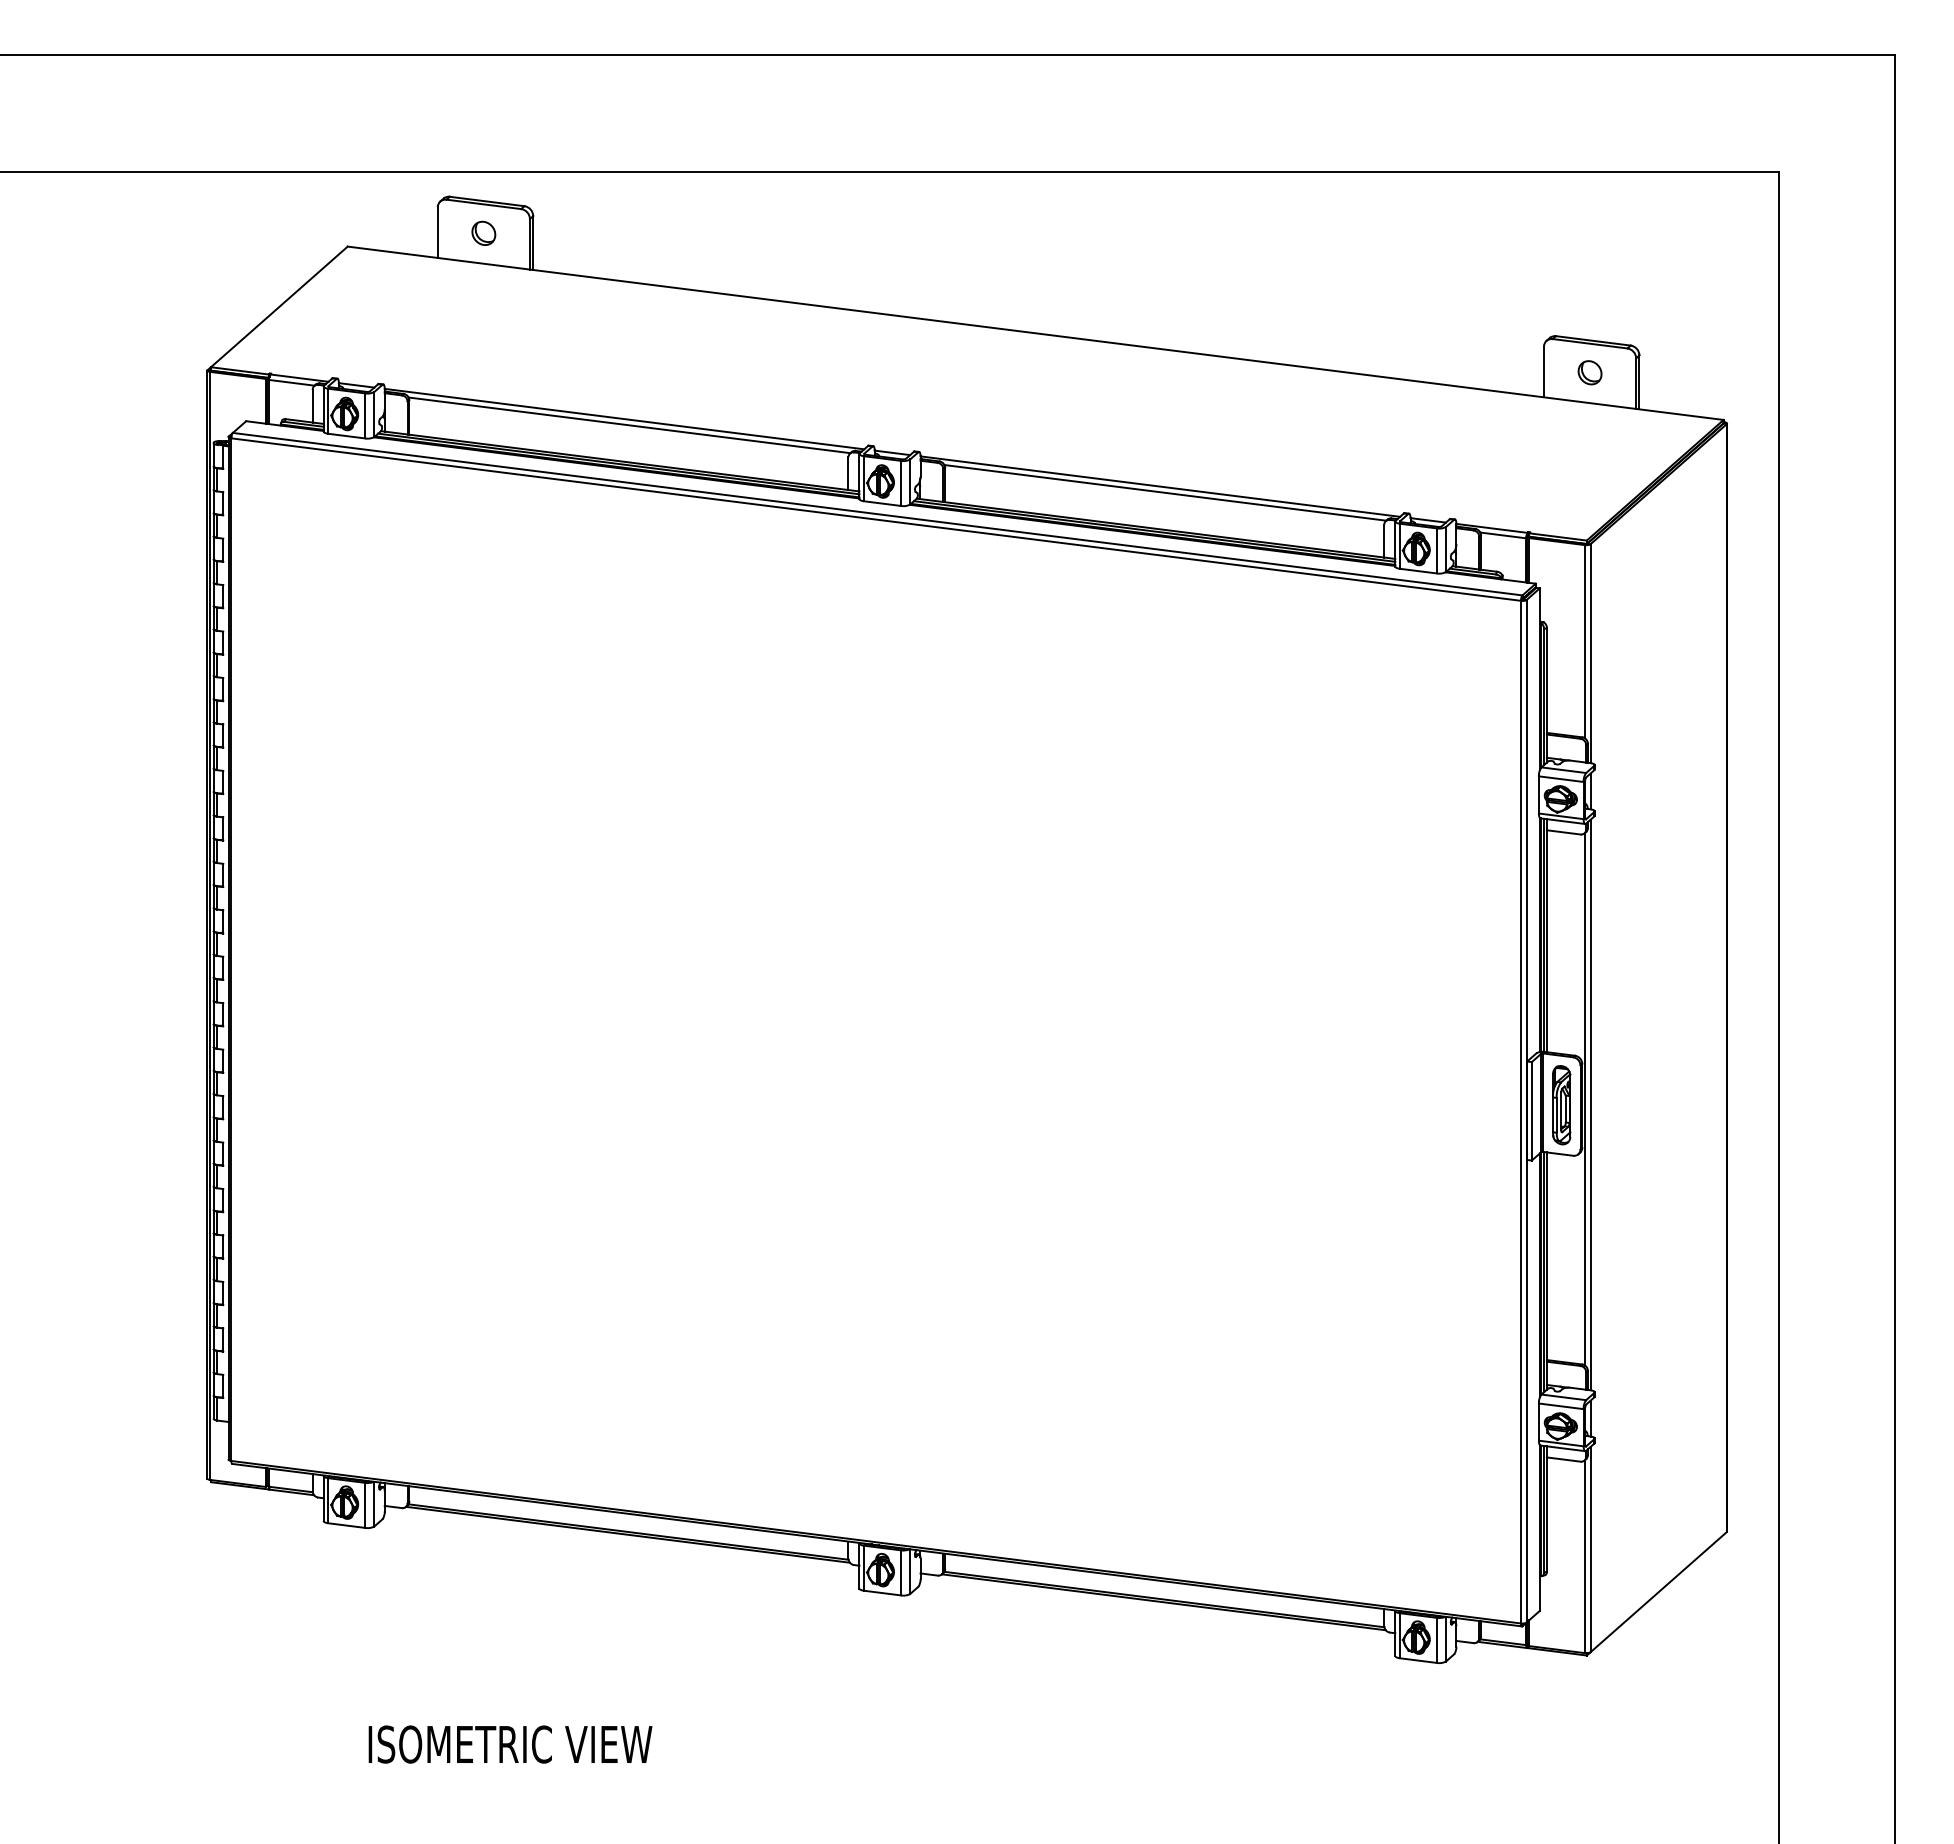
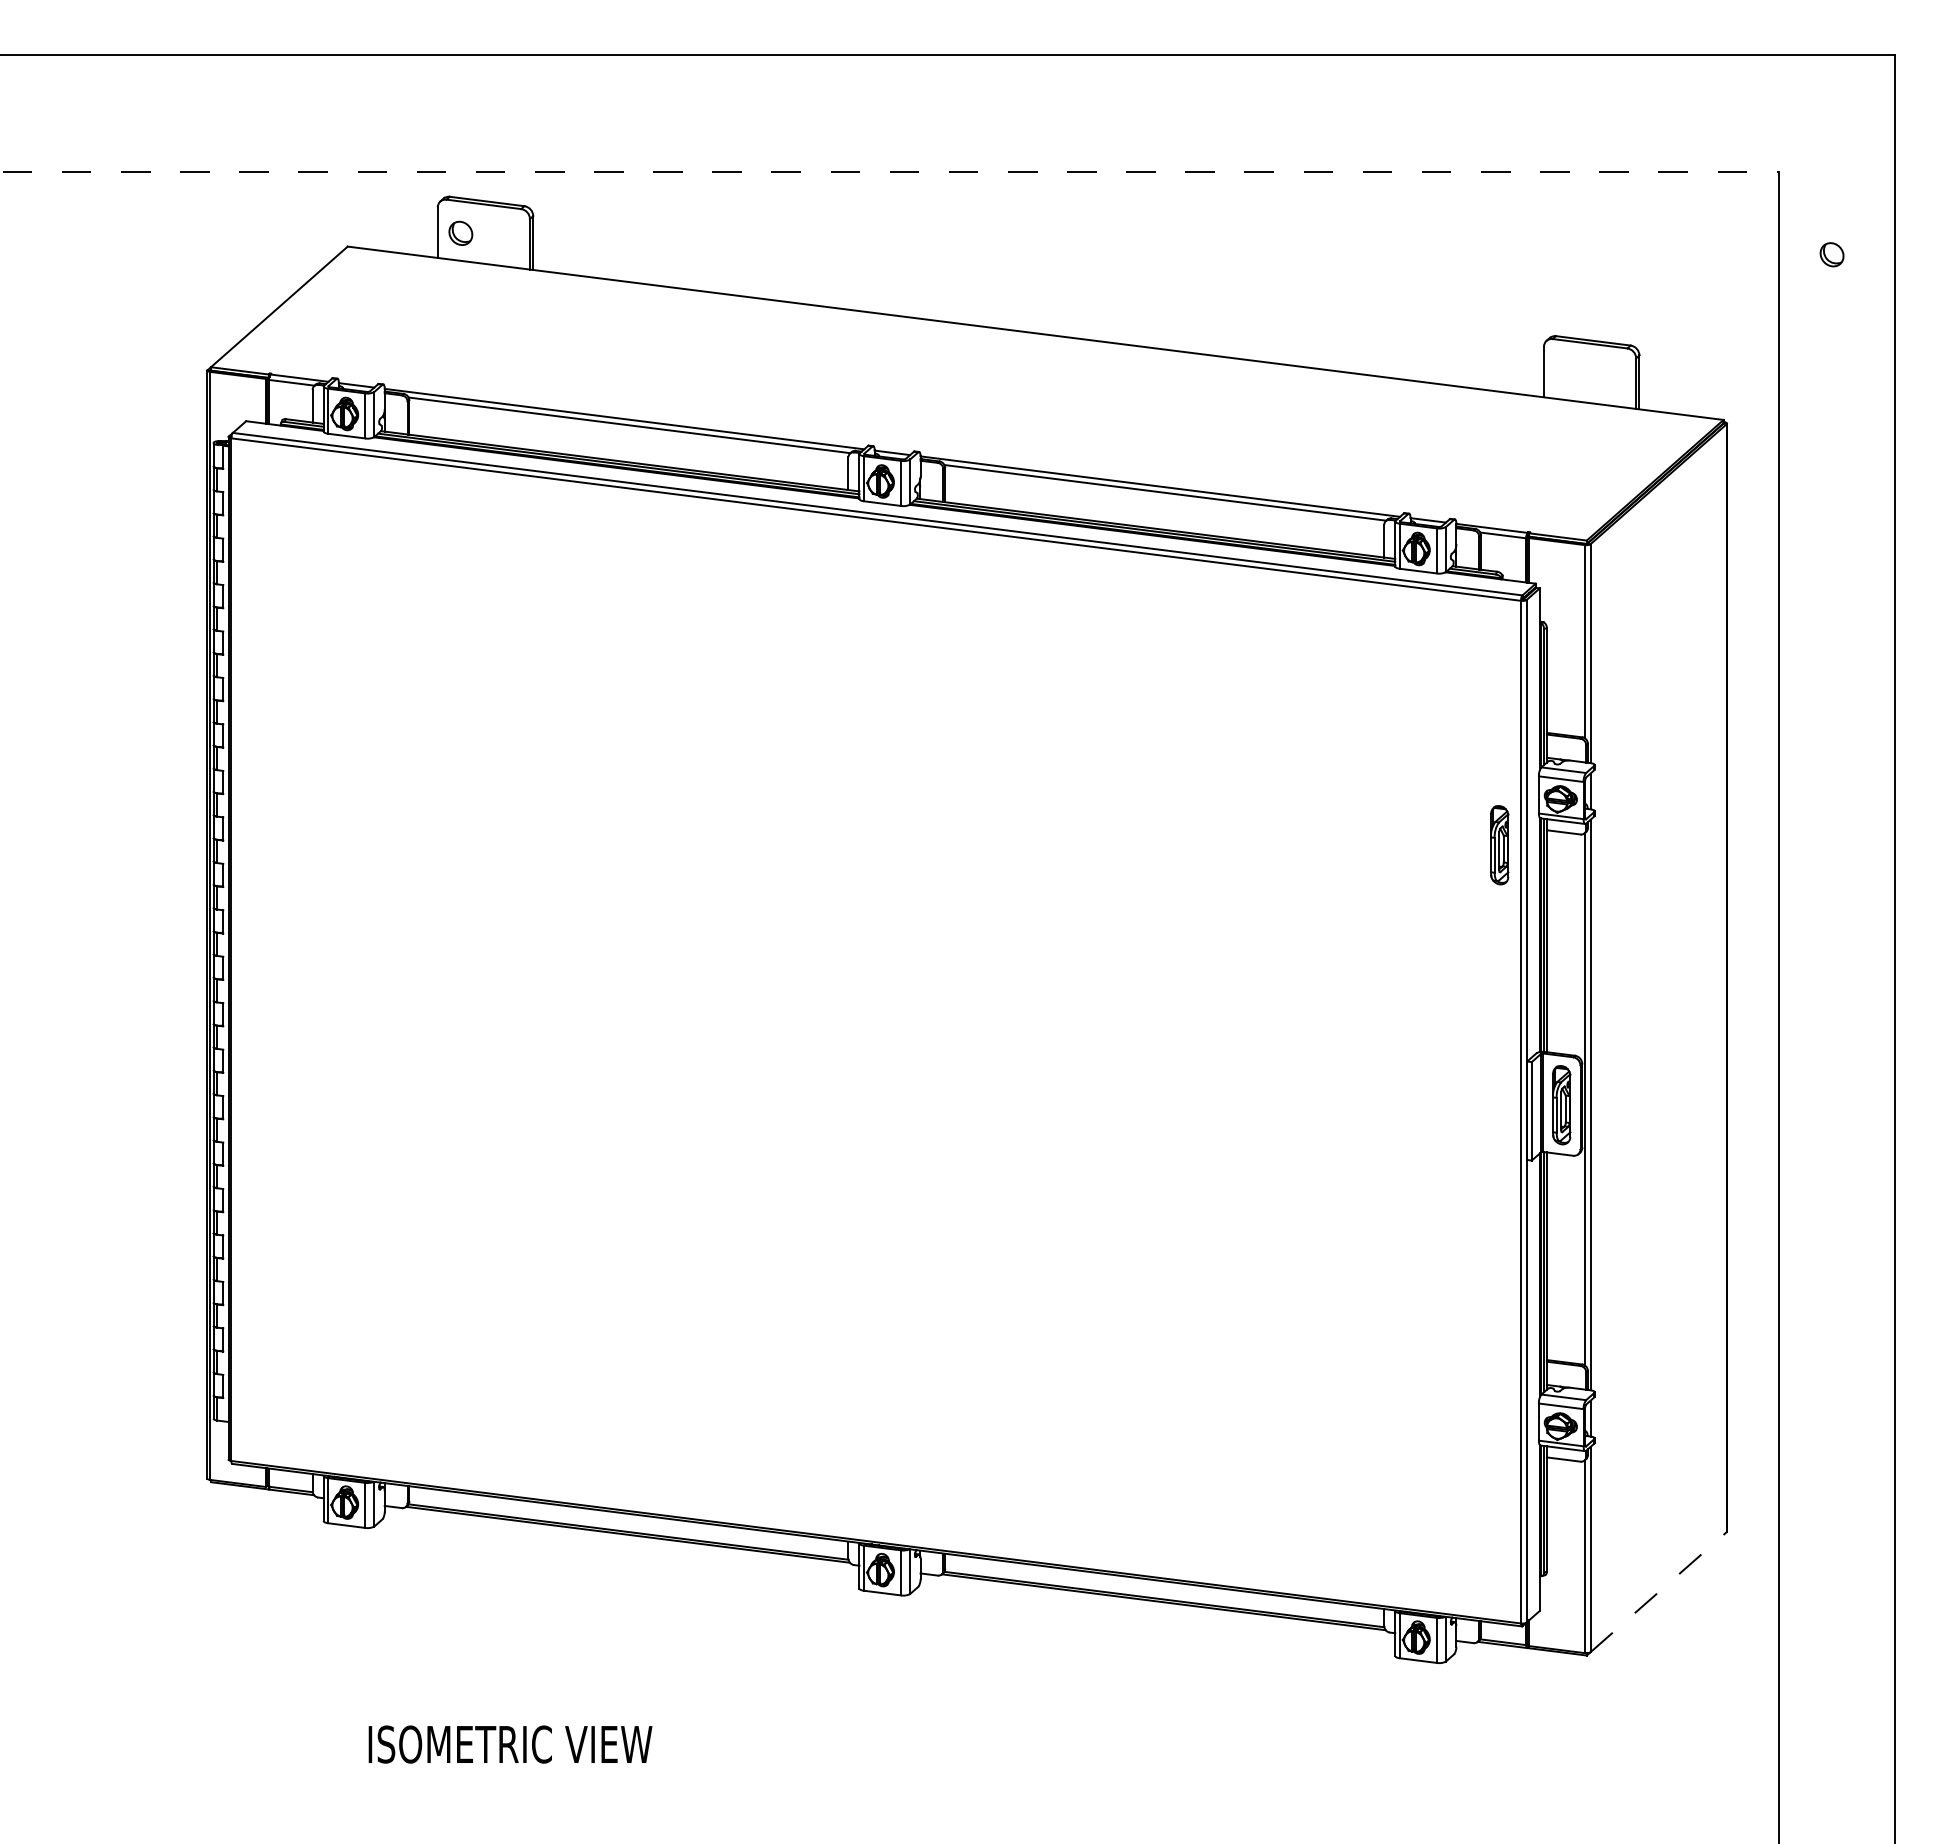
line: solid -> dashed (889, 171)
part position: (483, 232) -> (460, 232) (460, 232)
part position: (1589, 372) -> (1831, 254) (1831, 254)
part: none -> present (1499, 845)
line: solid -> dashed (1658, 1592)
